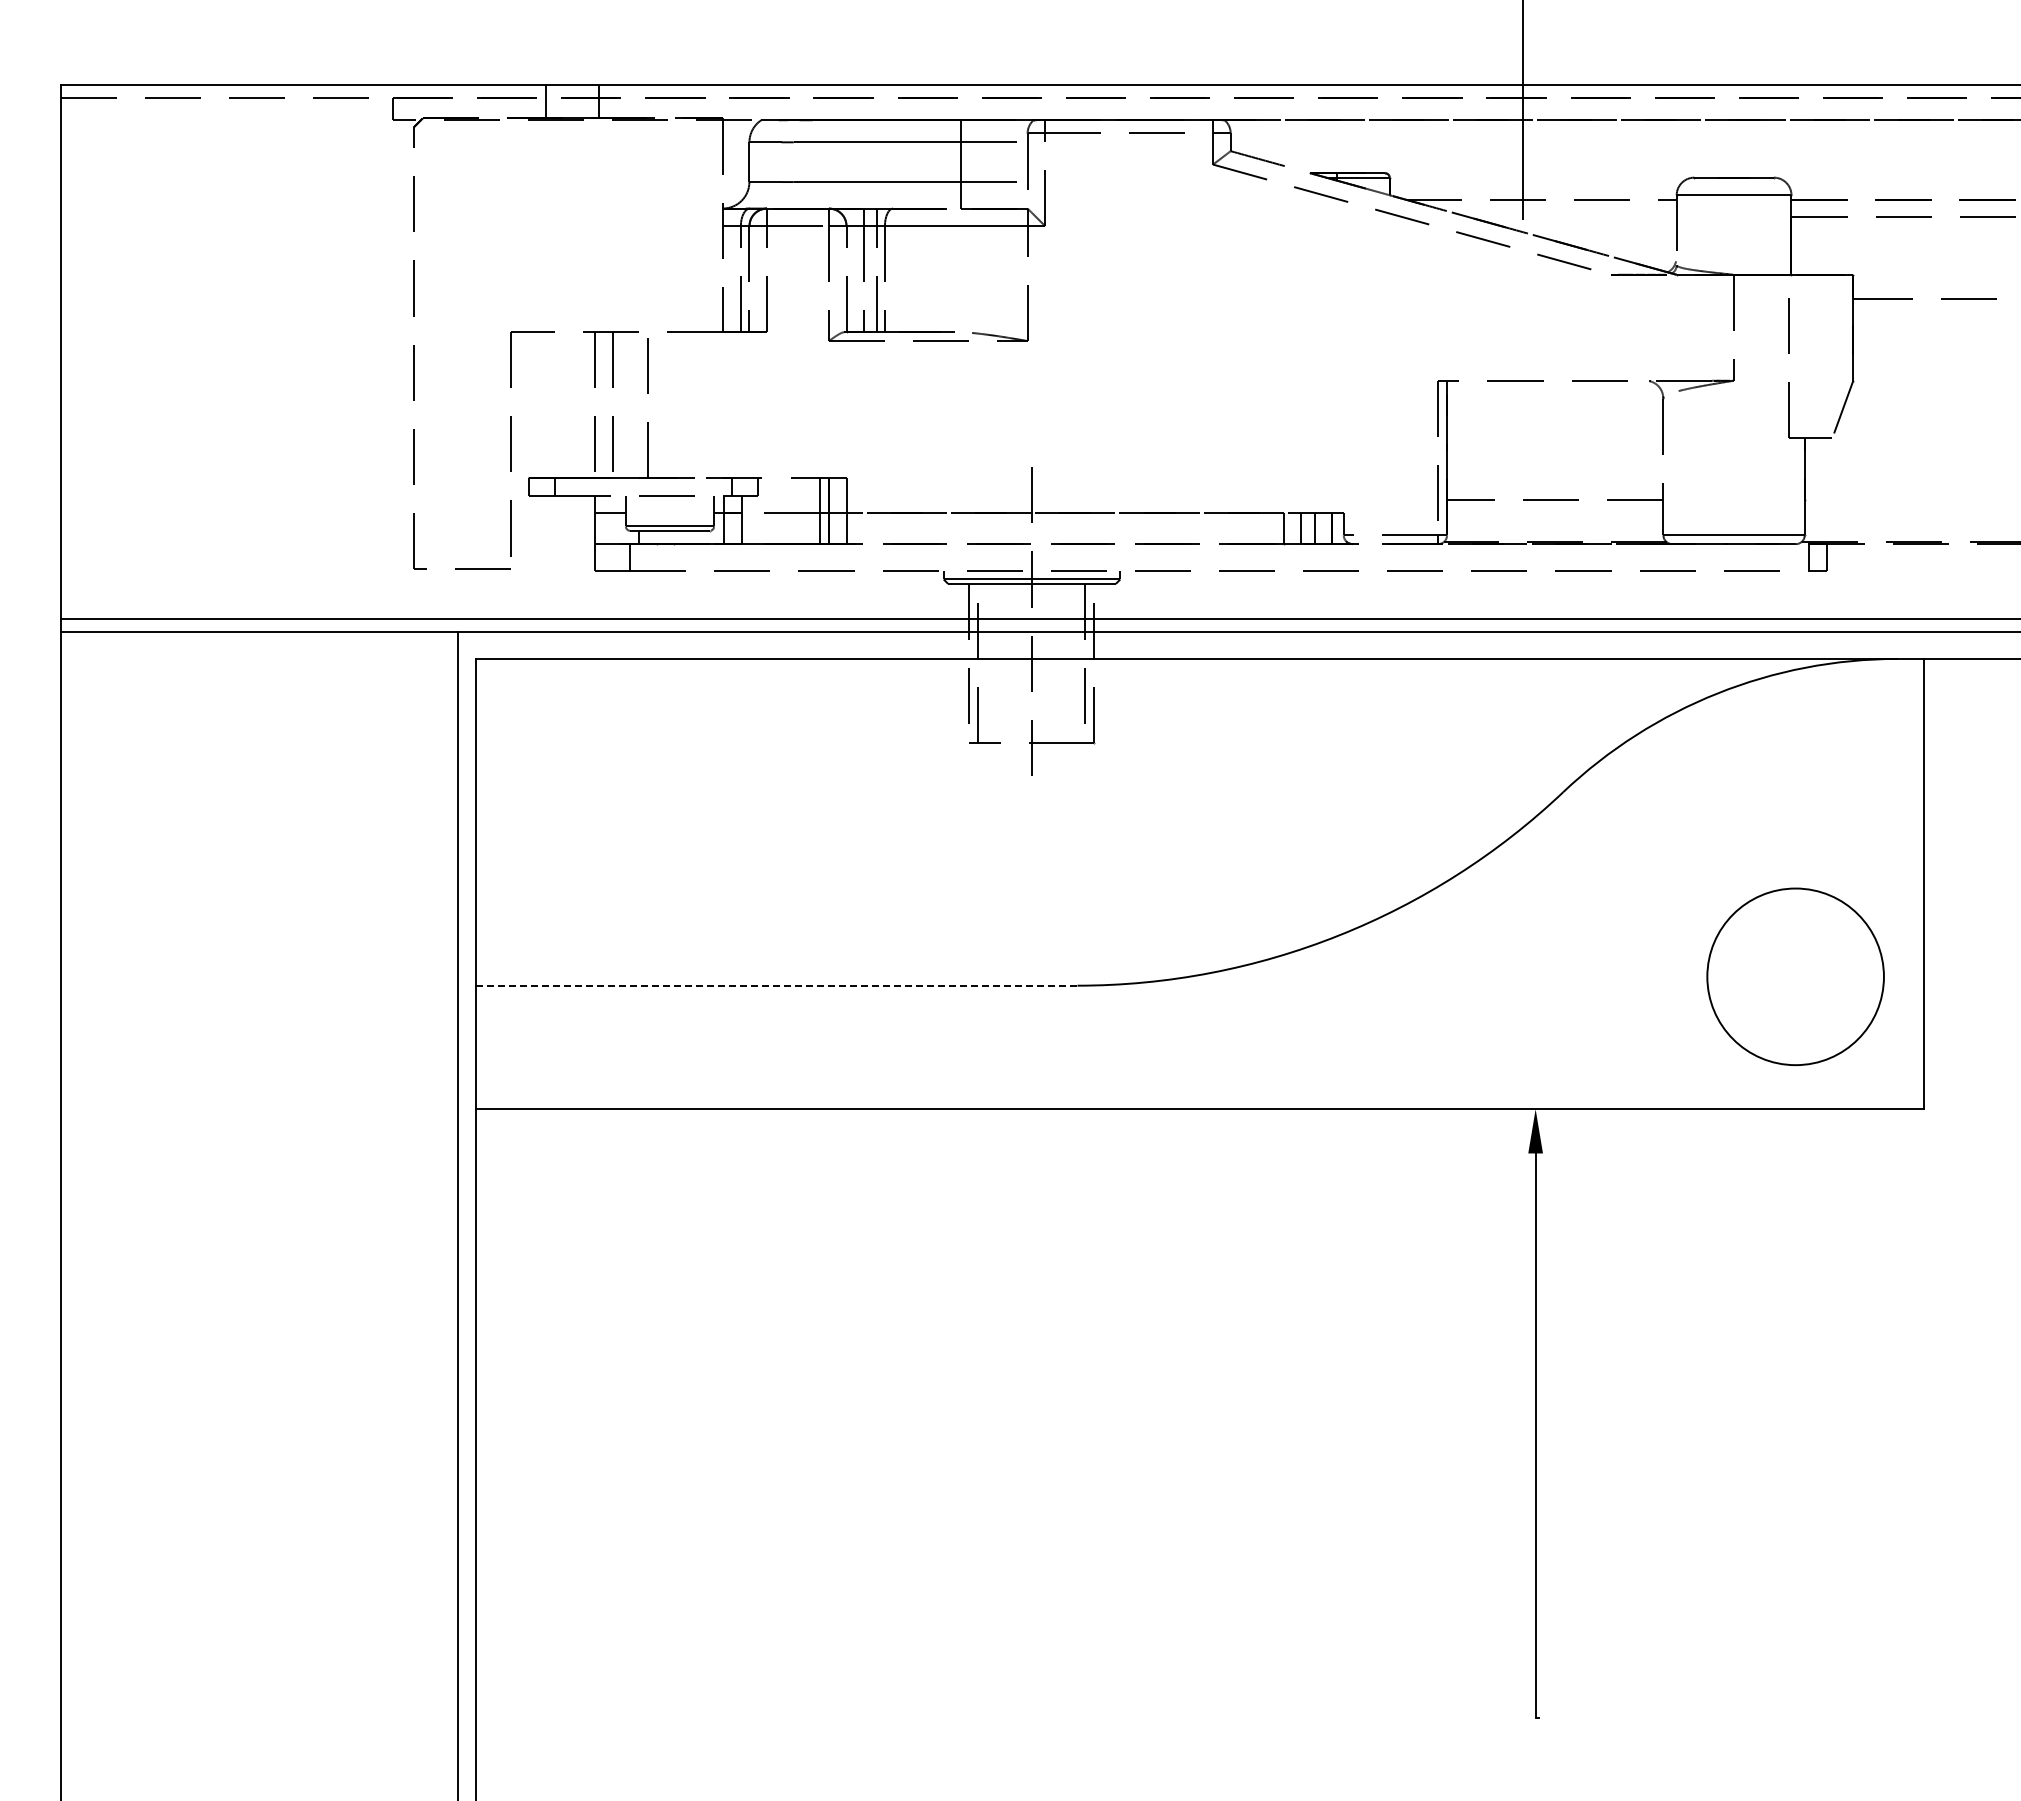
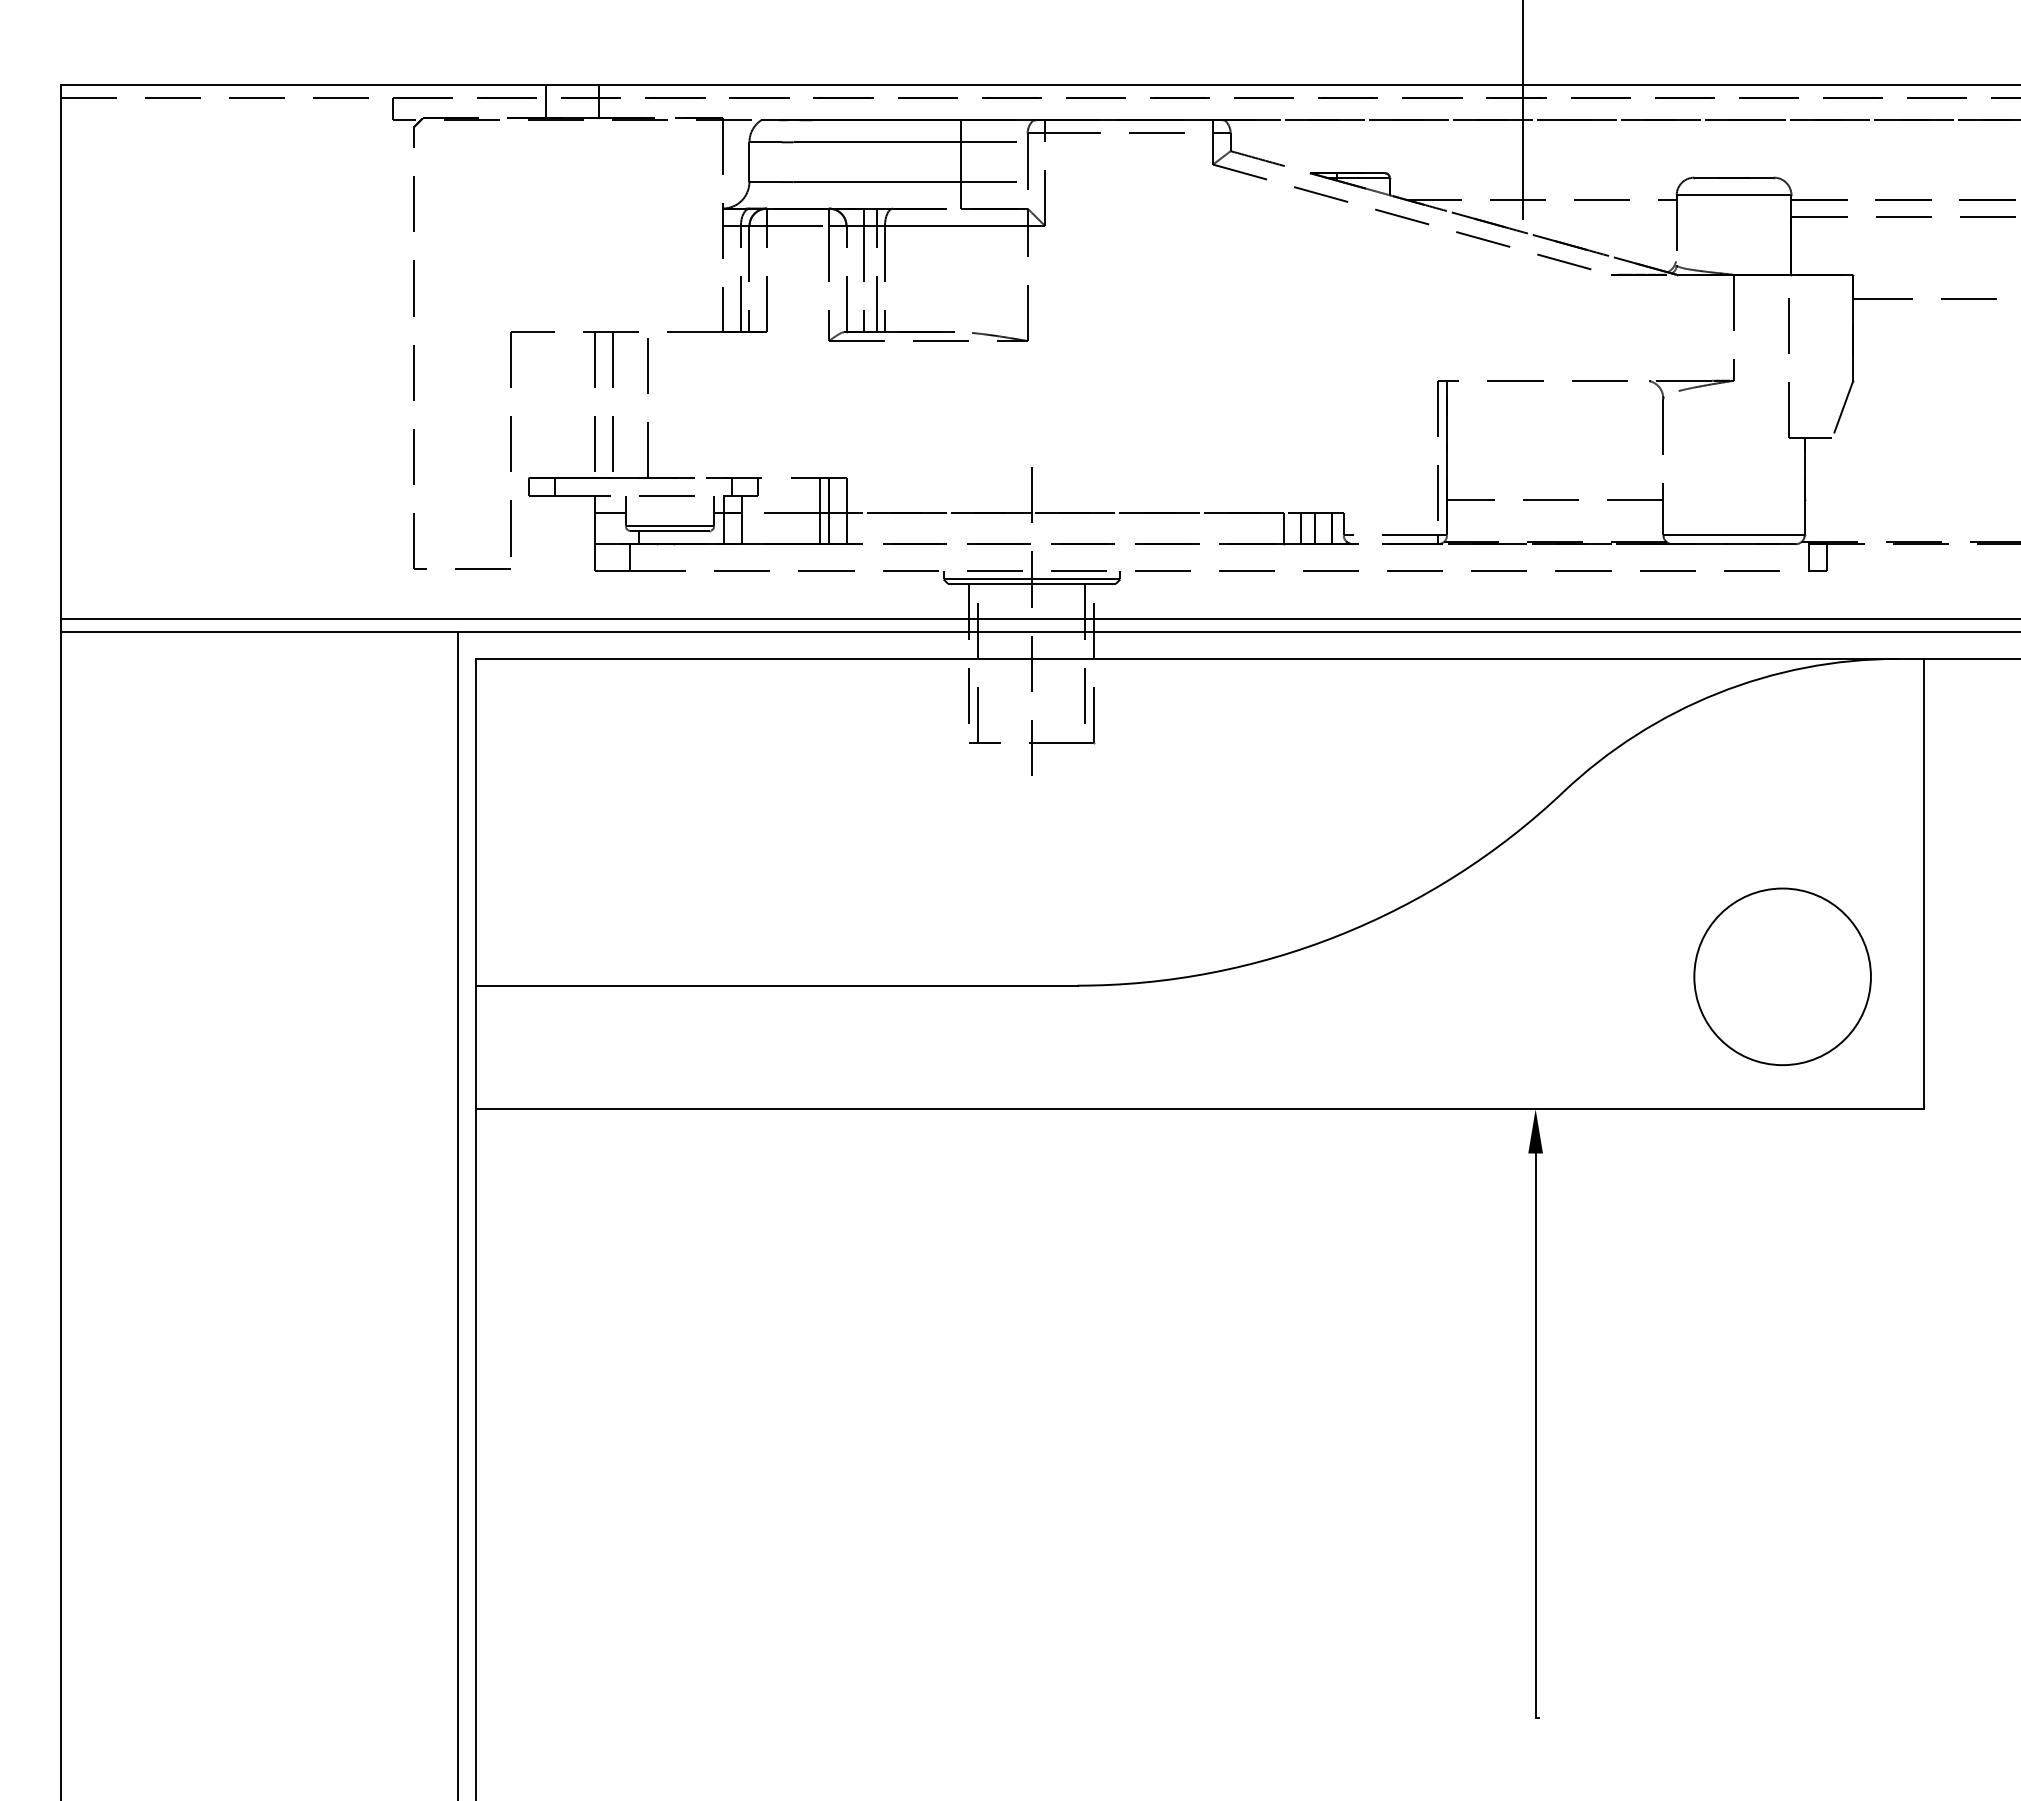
circle position: (1795, 976) -> (1782, 976) (1782, 976)
line: dashed -> solid (776, 985)
